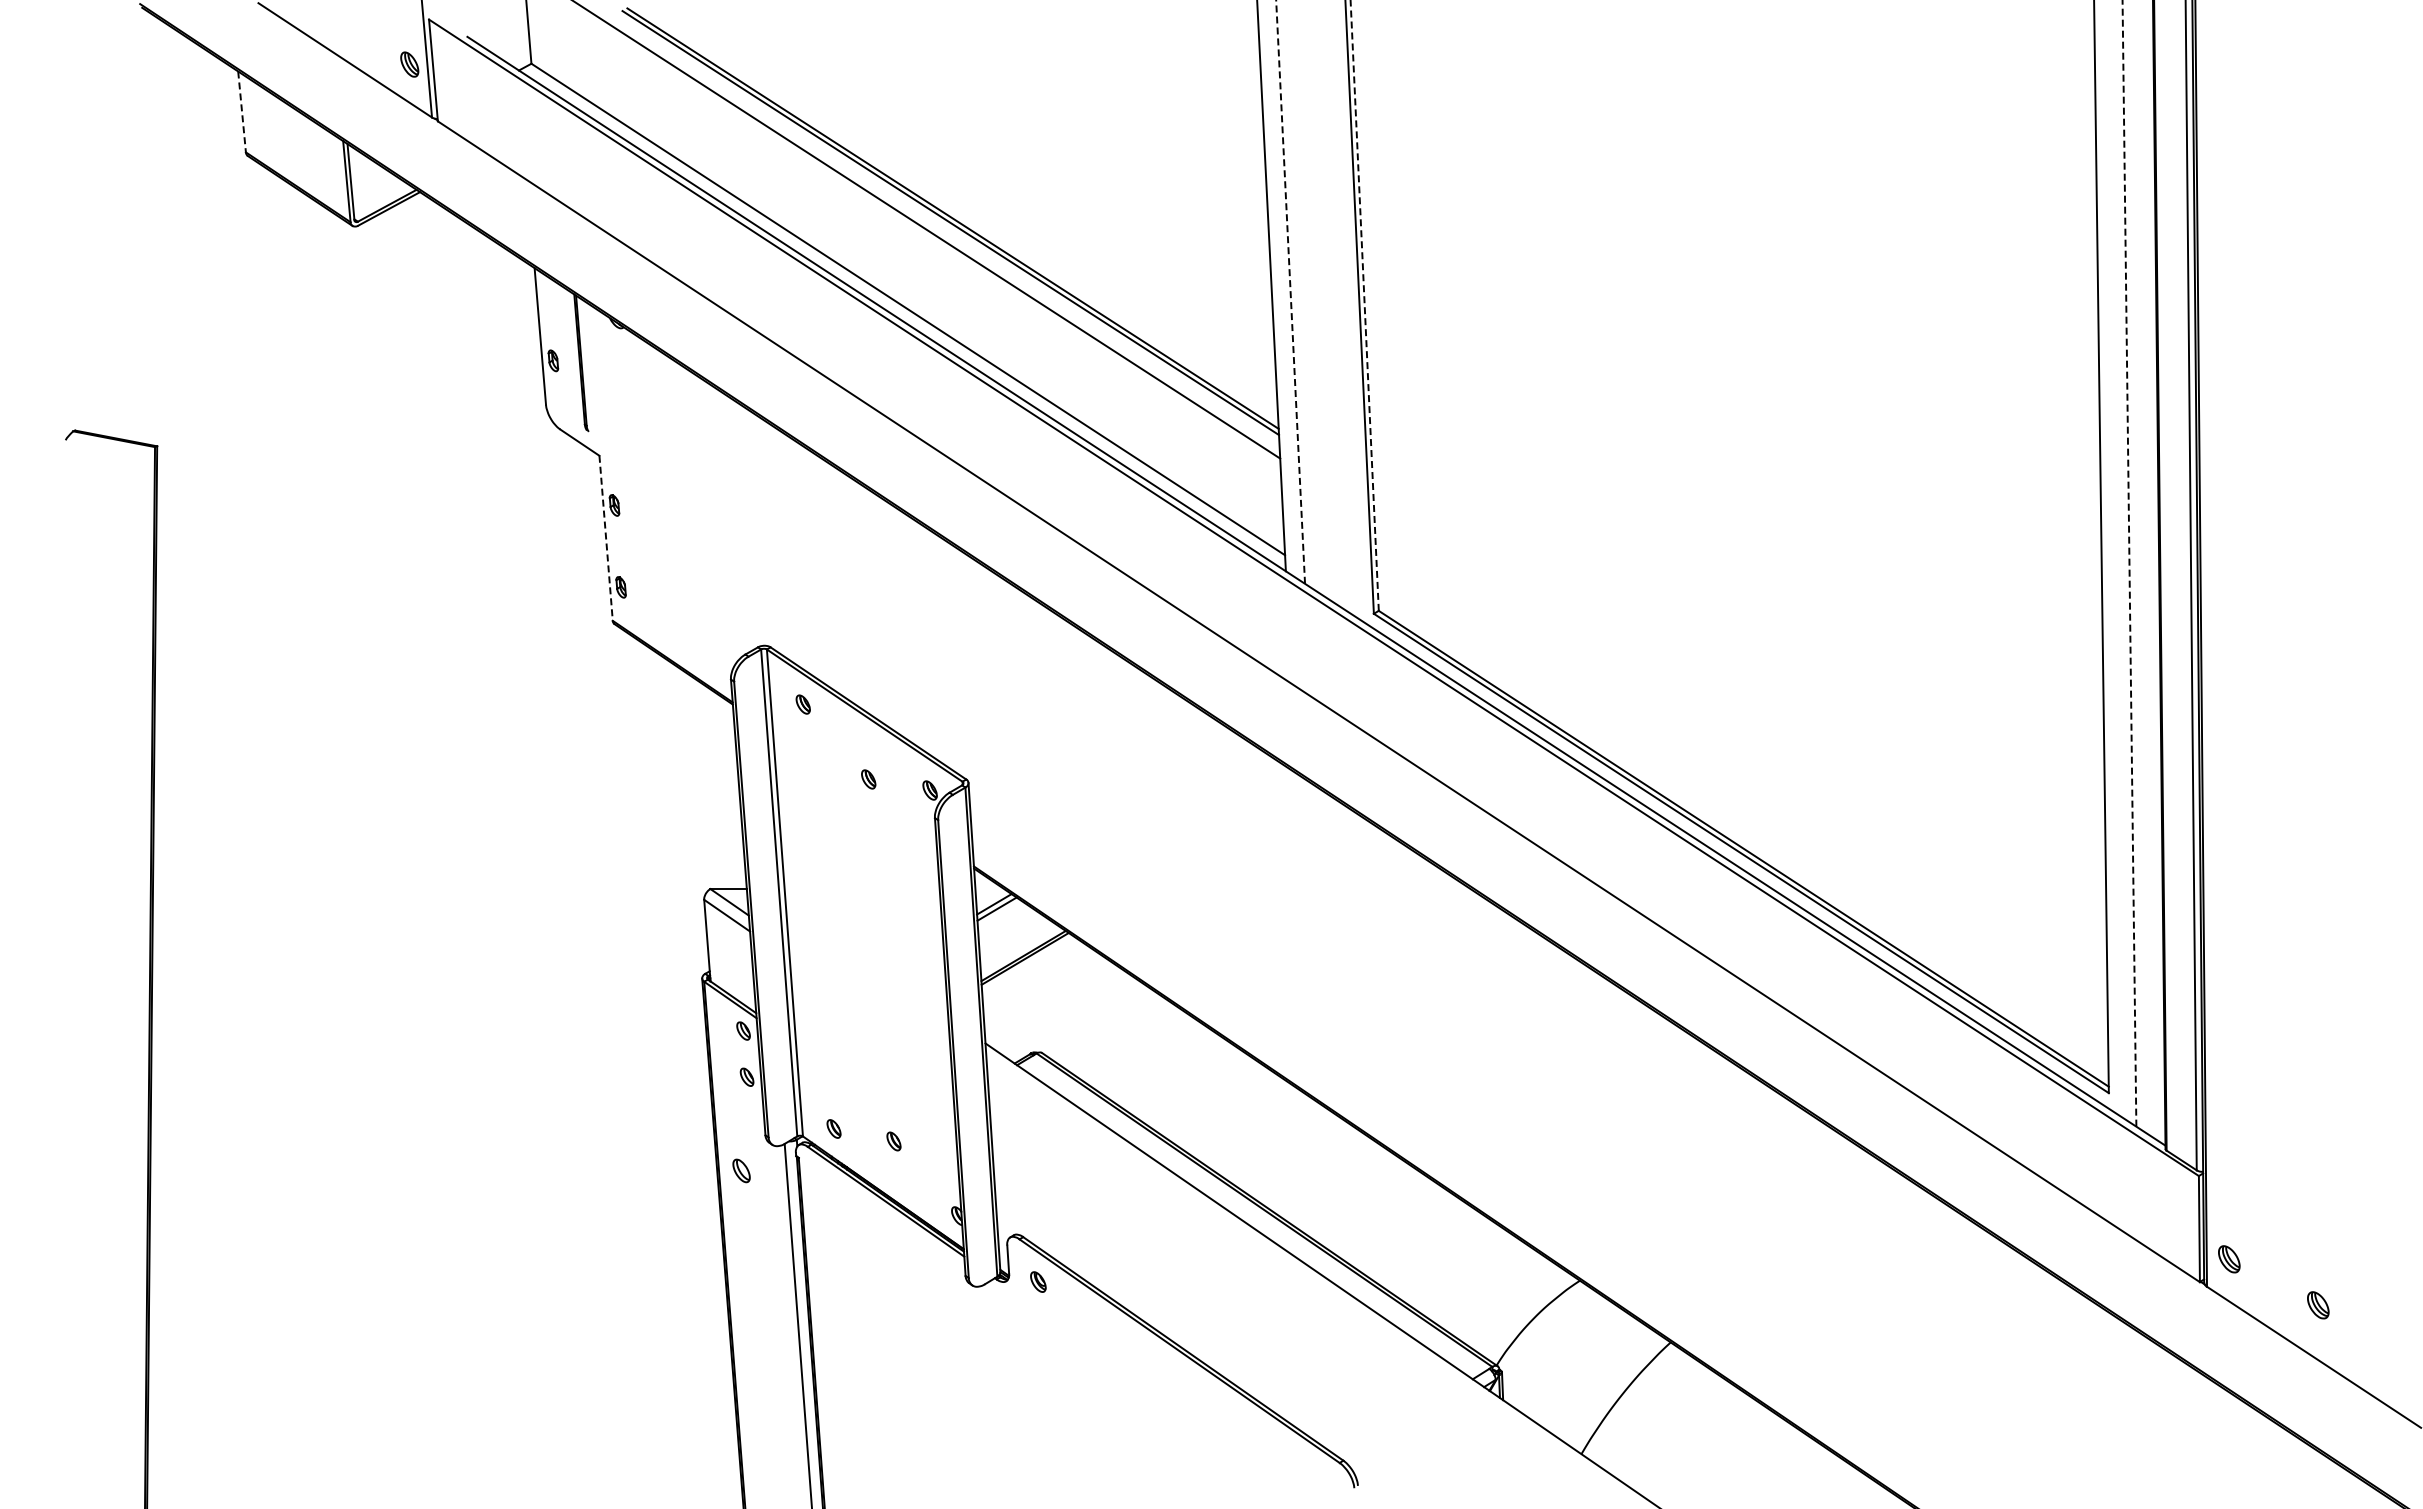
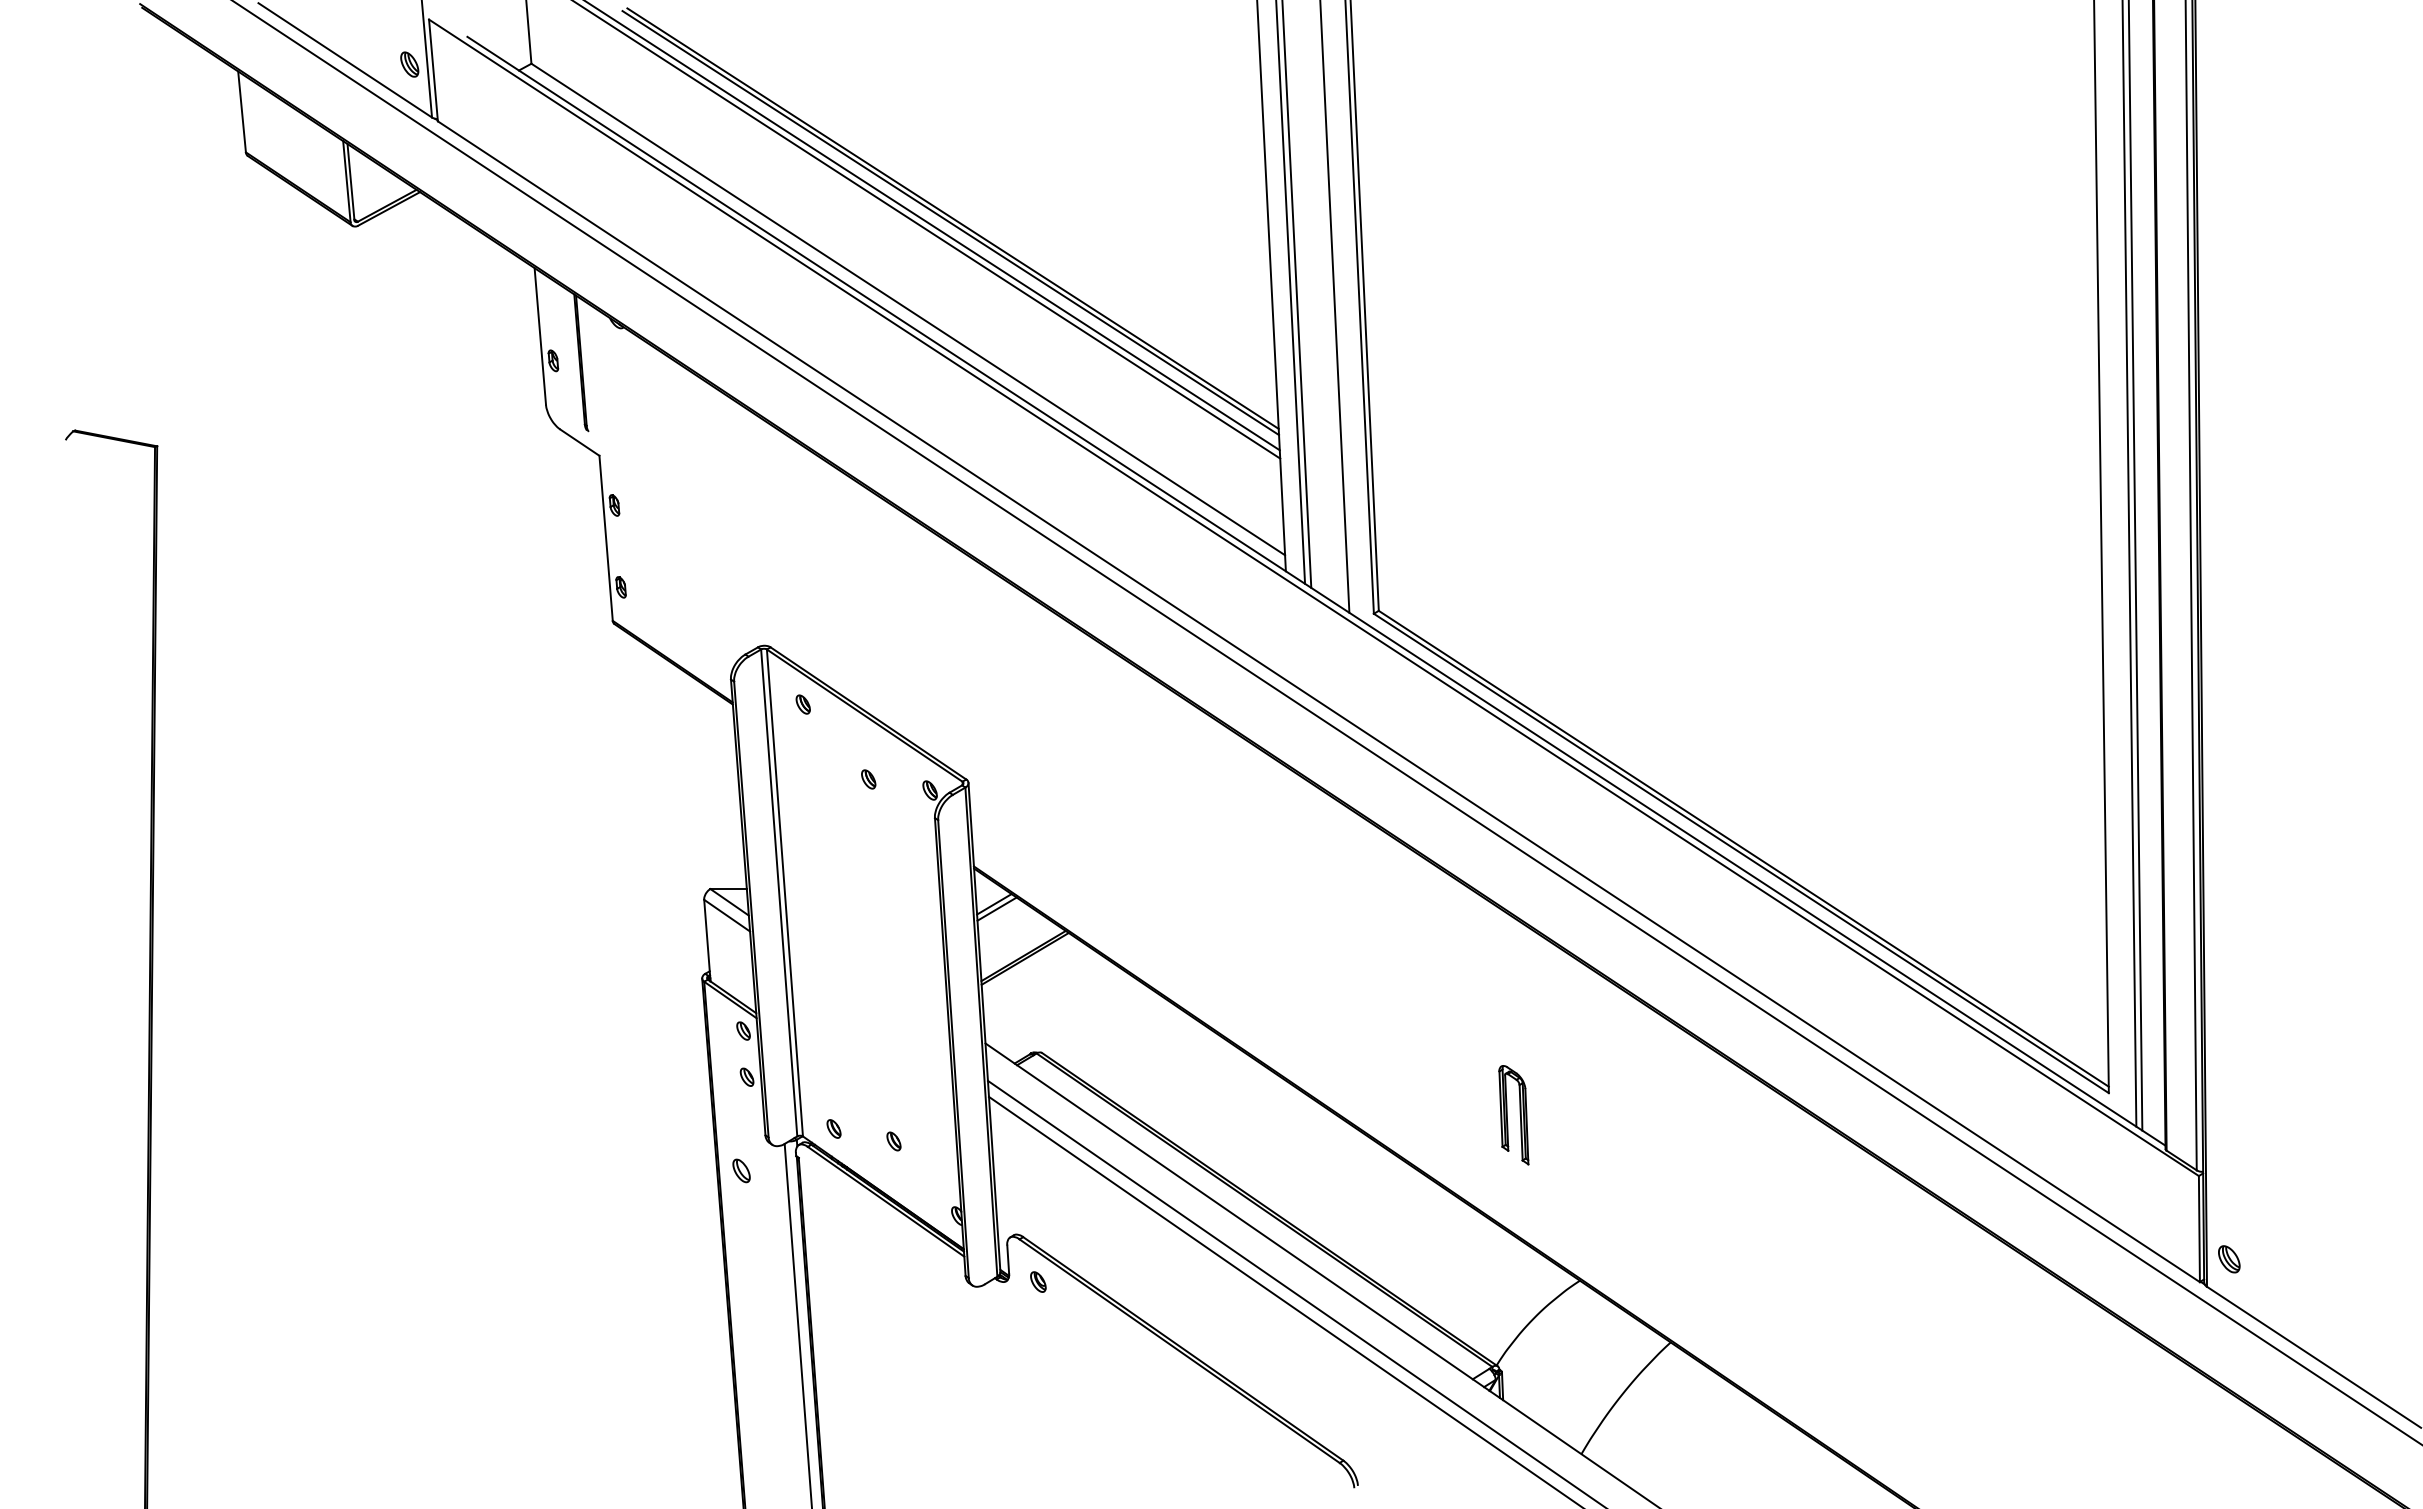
line: dashed -> solid (242, 111)
line: none -> present (932, 226)
line: dashed -> solid (1290, 292)
line: none -> present (1296, 294)
line: dashed -> solid (1364, 305)
line: none -> present (1334, 307)
line: dashed -> solid (606, 538)
line: dashed -> solid (2129, 563)
line: none -> present (2135, 566)
line: none -> present (1327, 722)
part: none -> present (1513, 1115)
line: none -> present (1294, 1292)
line: none -> present (1283, 1300)
part: present -> none (2318, 1305)
